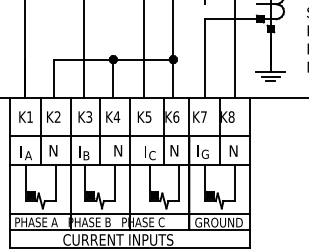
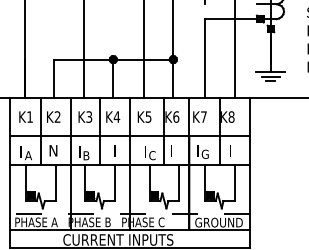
text: N -> I (118, 150)
text: N -> I (174, 150)
text: N -> I (233, 150)
line: solid -> dashed (129, 213)
